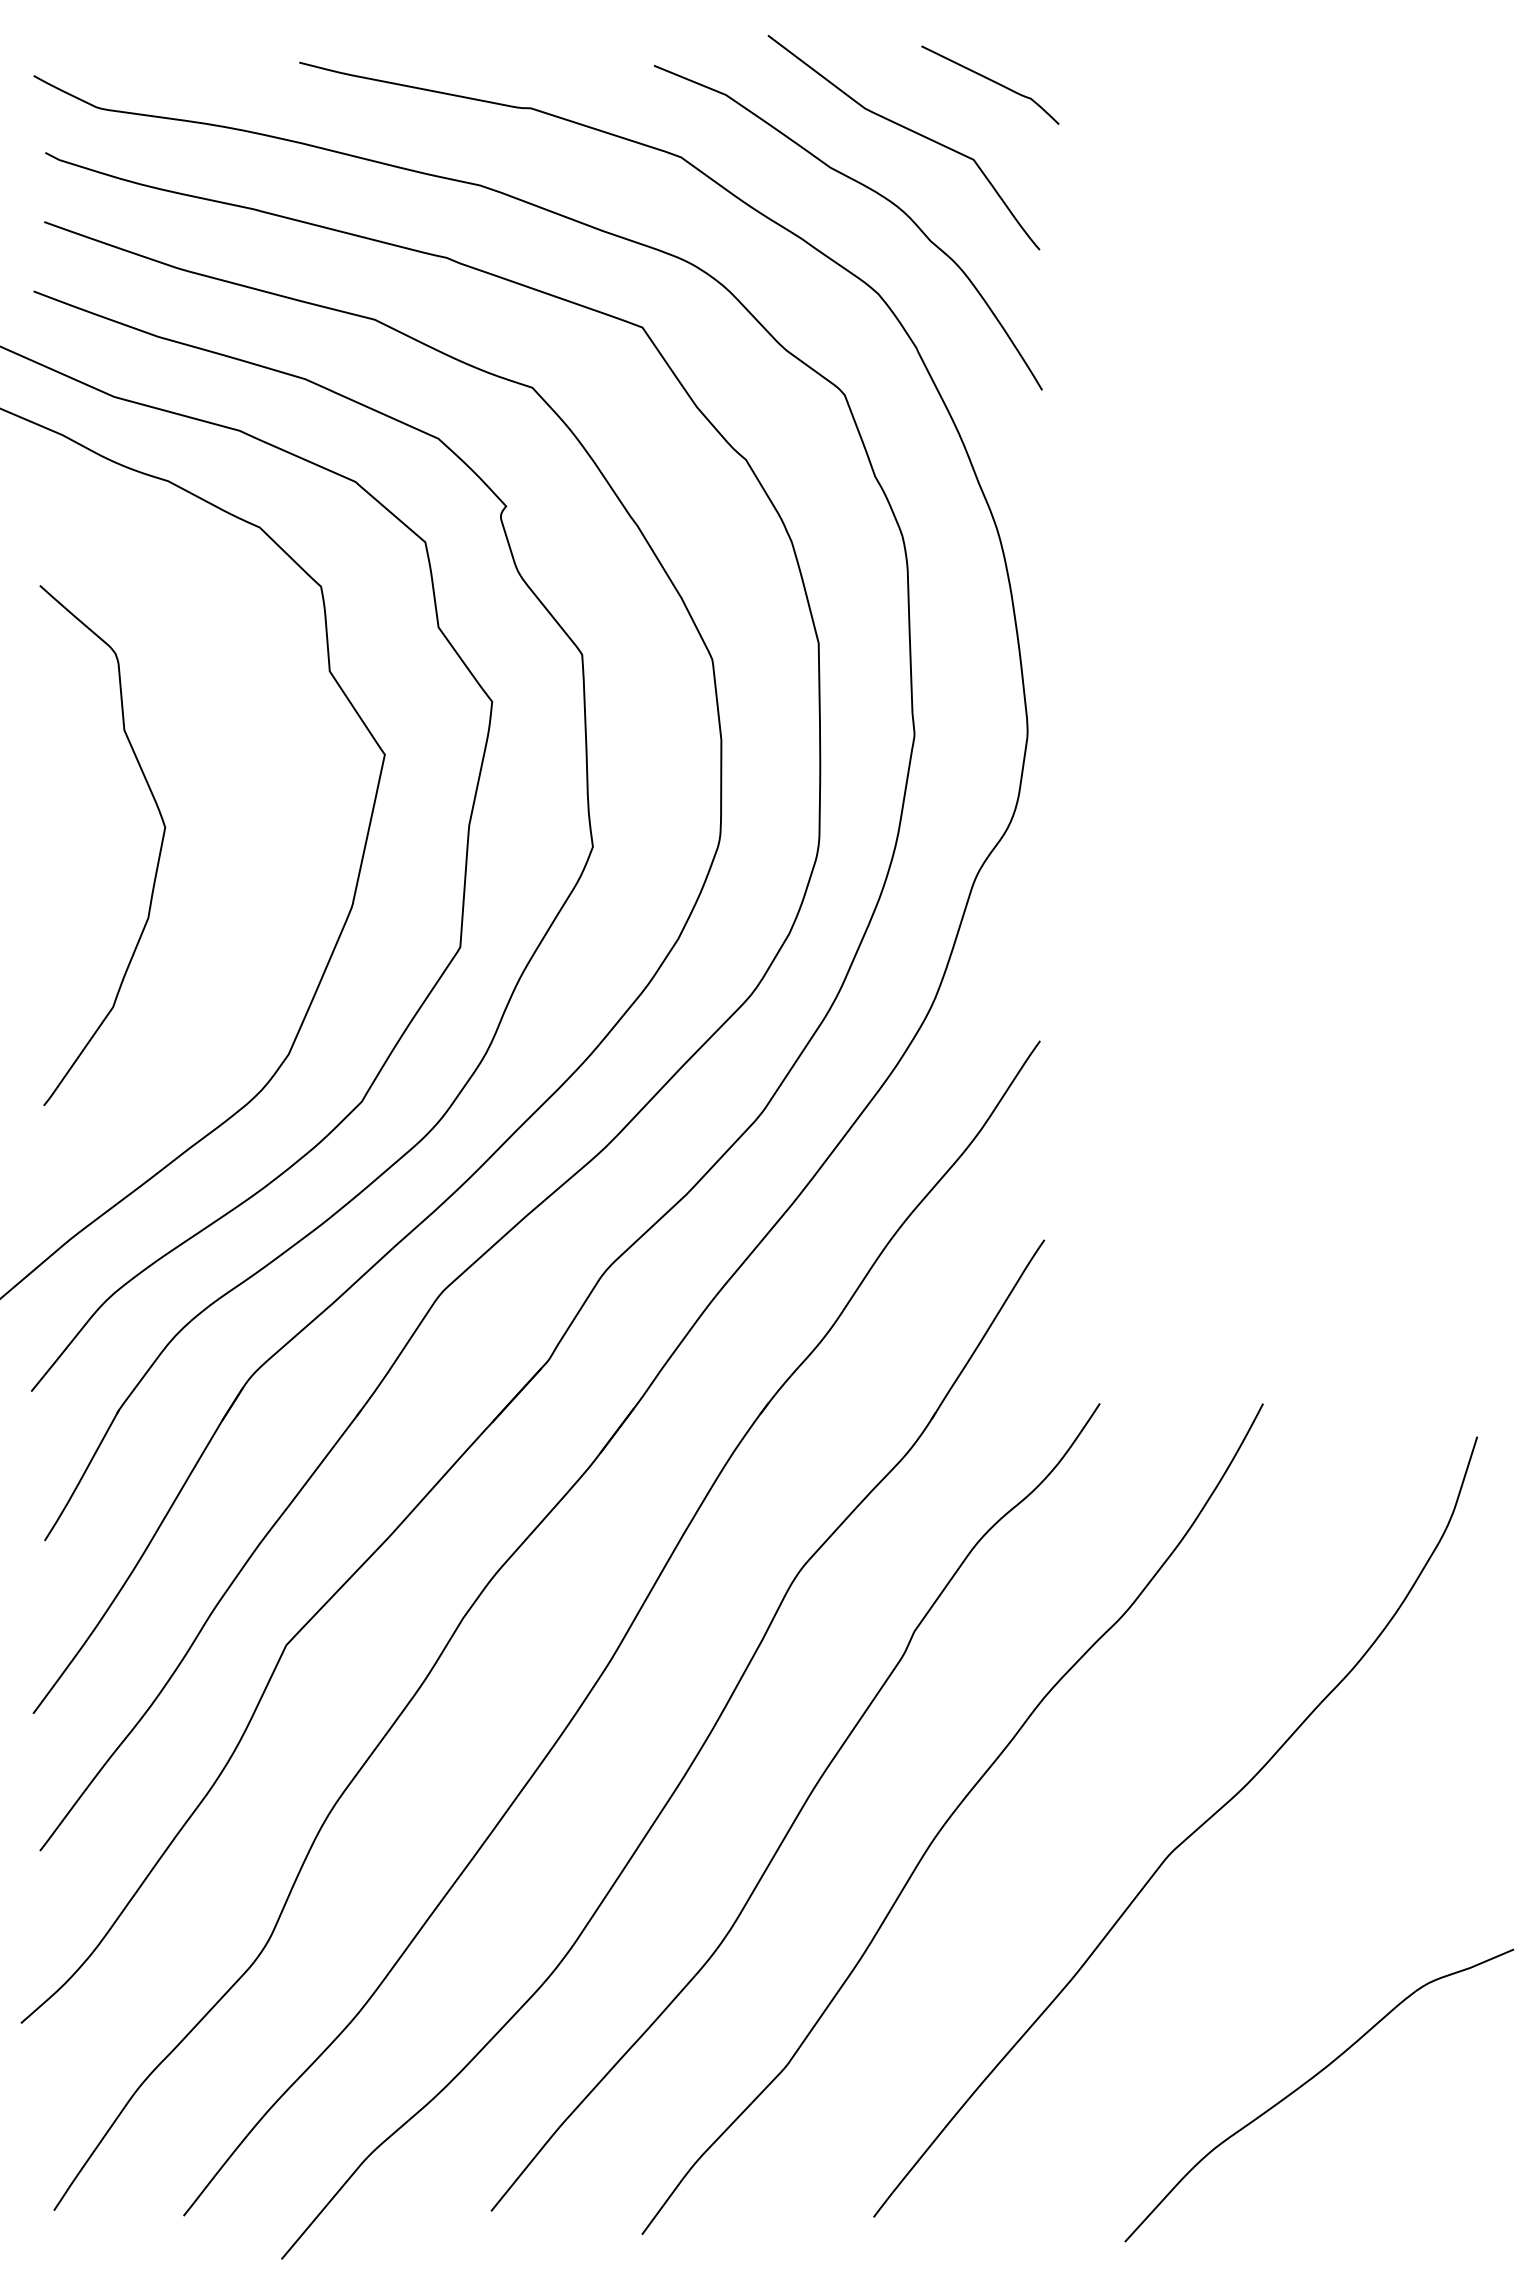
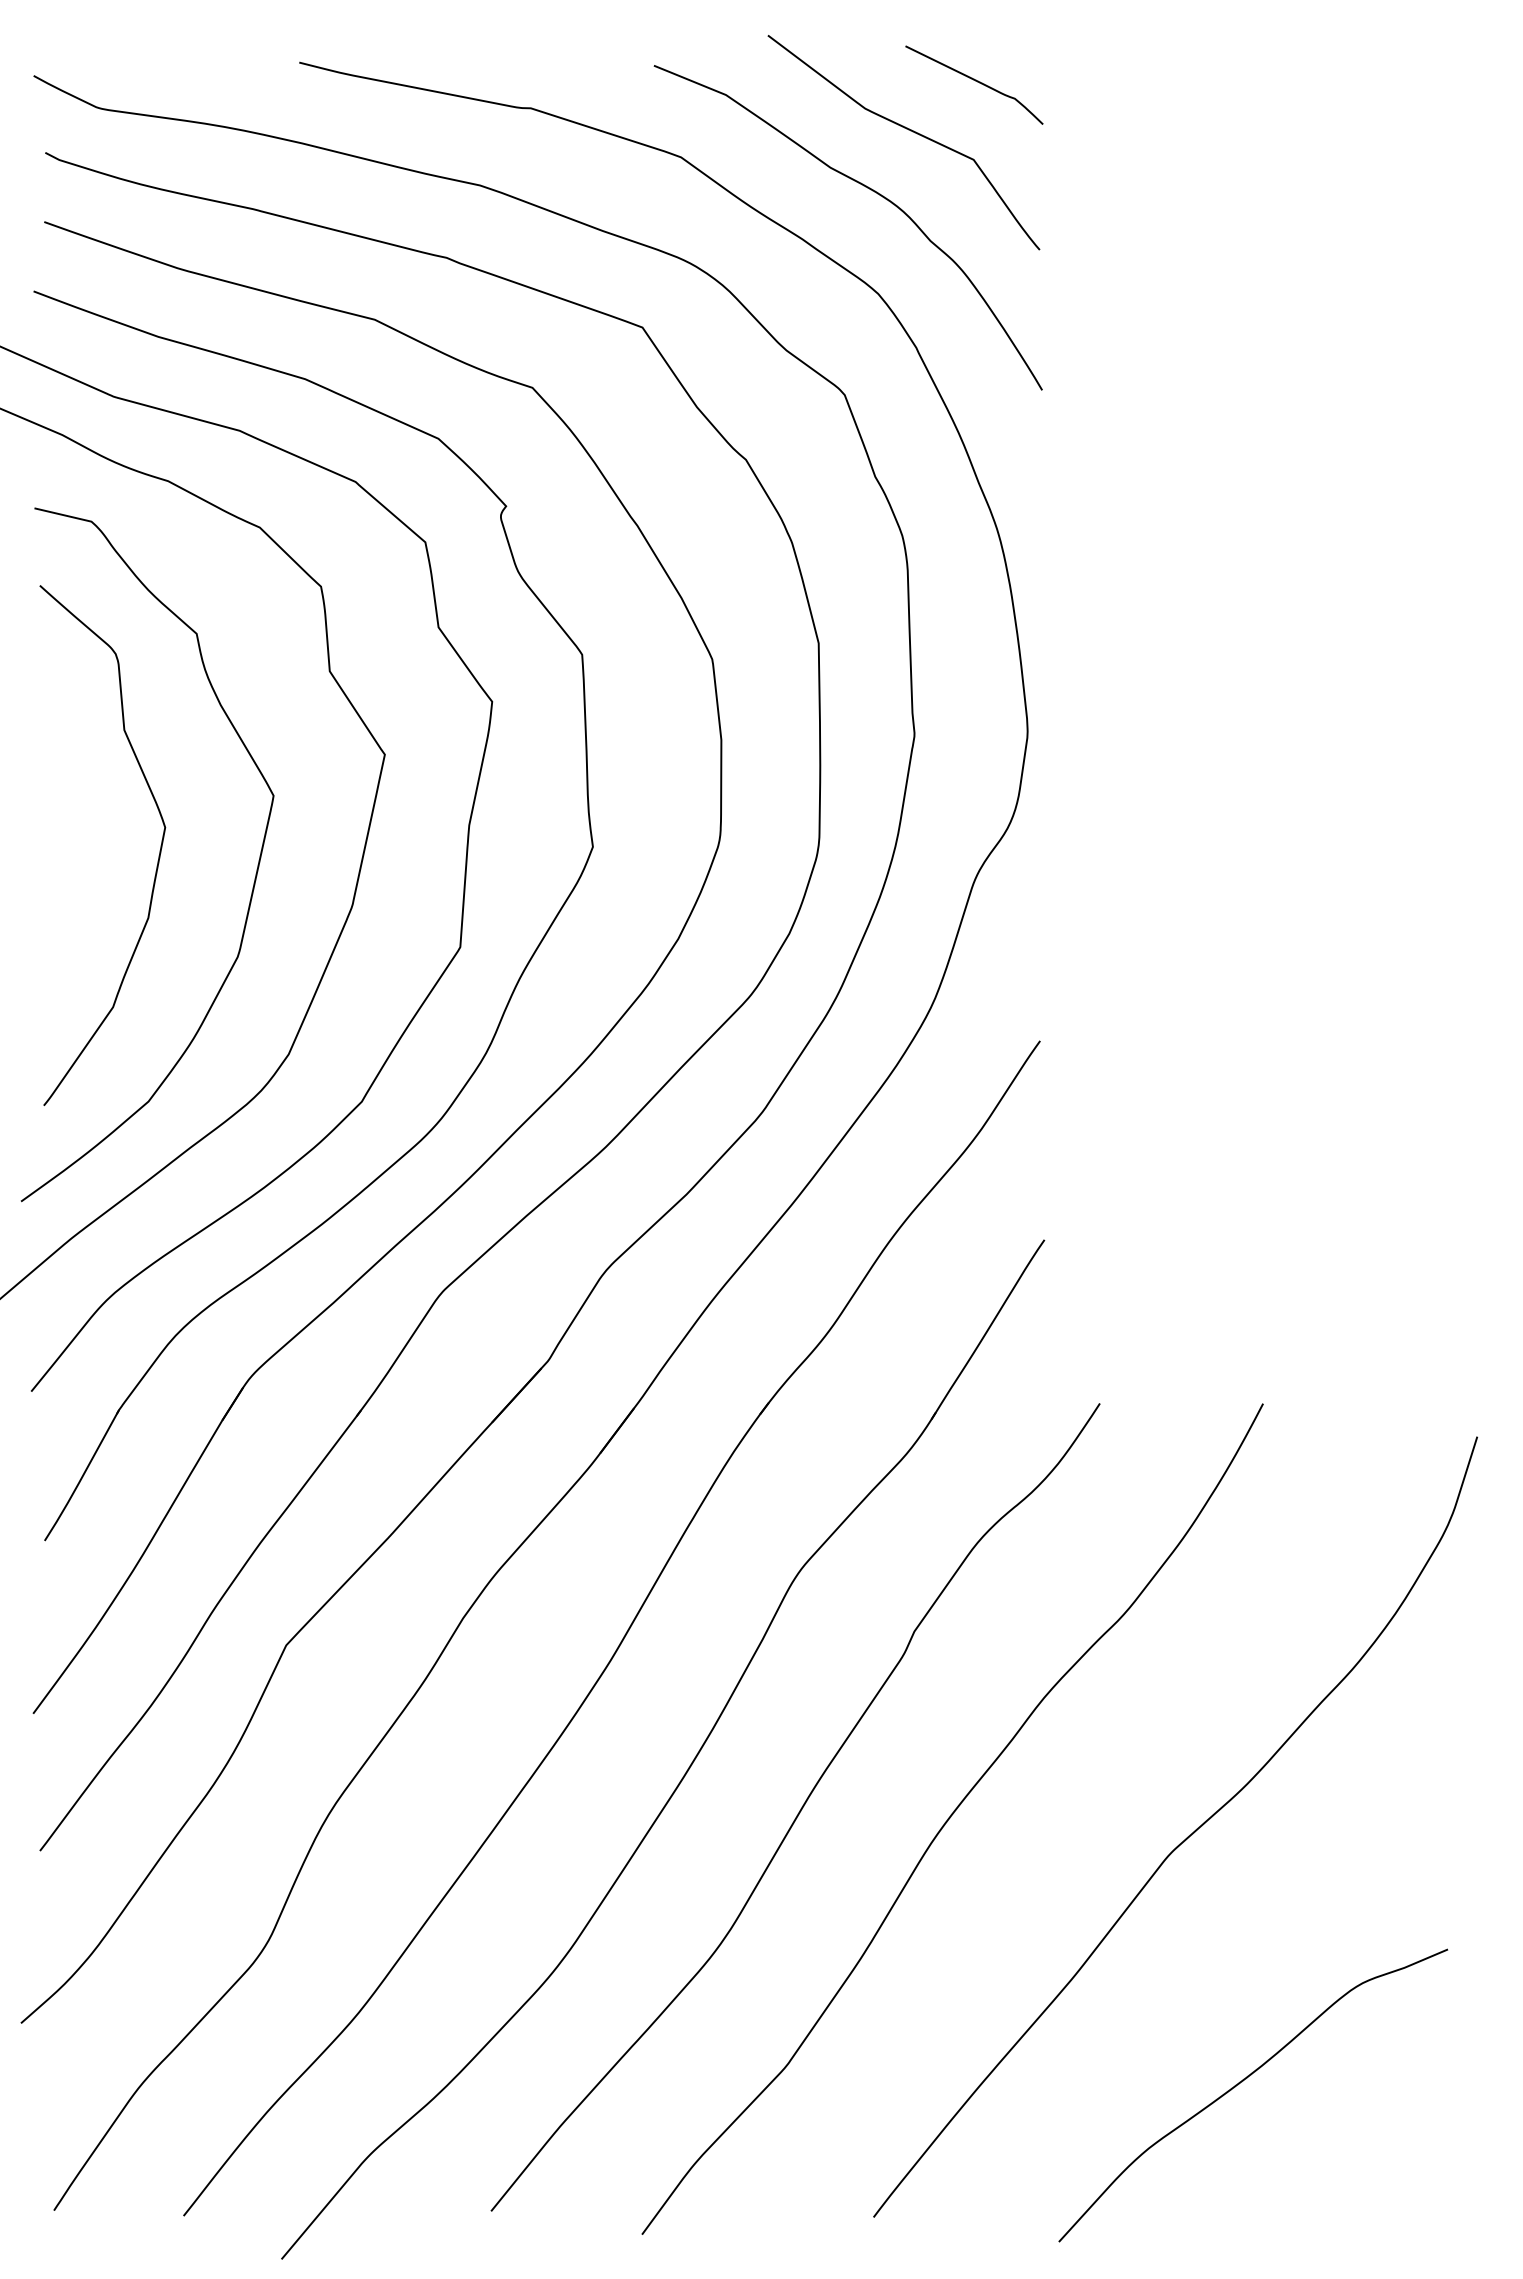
curve position: (991, 81) -> (975, 81) (975, 81)
curve: none -> present (253, 882)
curve position: (1309, 2081) -> (1243, 2081) (1243, 2081)
